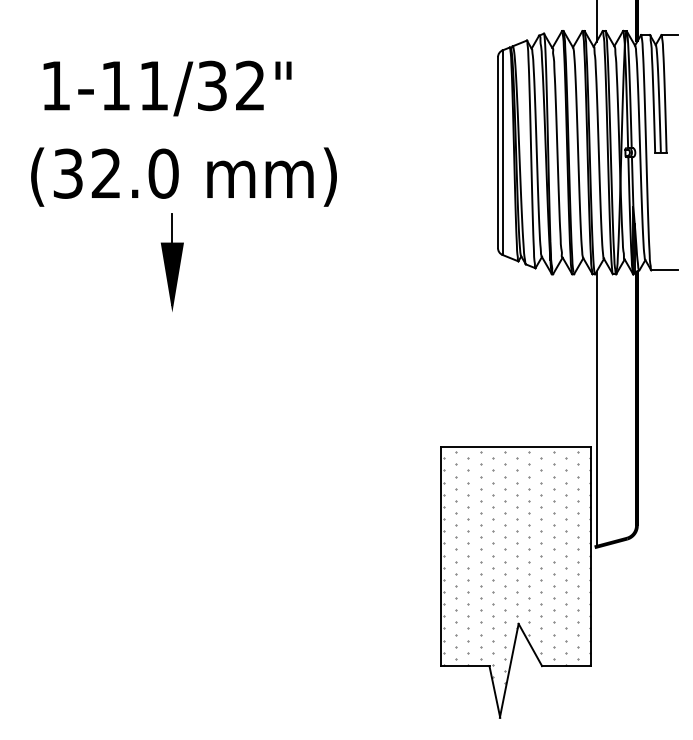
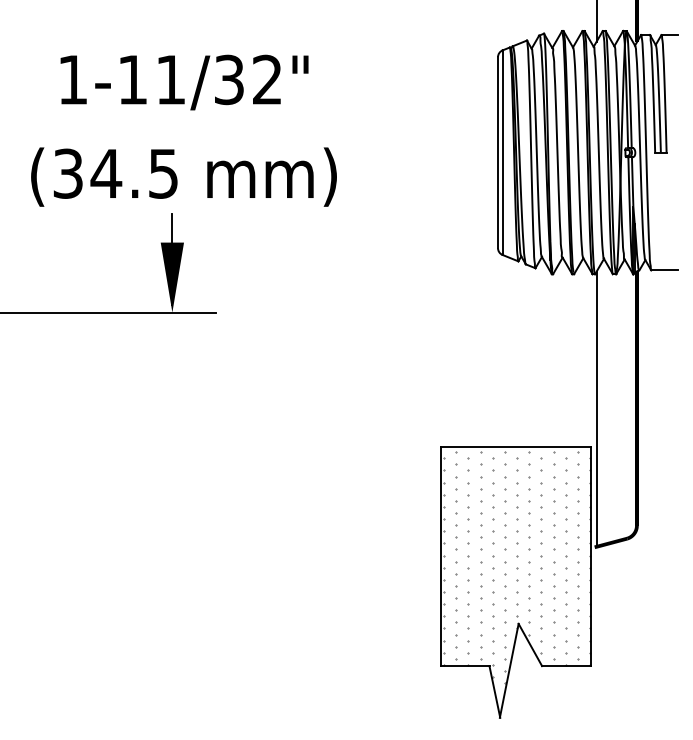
text position: (167, 88) -> (184, 82) (184, 82)
text: (32.0 -> (34.5 (134, 173)
line: none -> present (108, 312)
